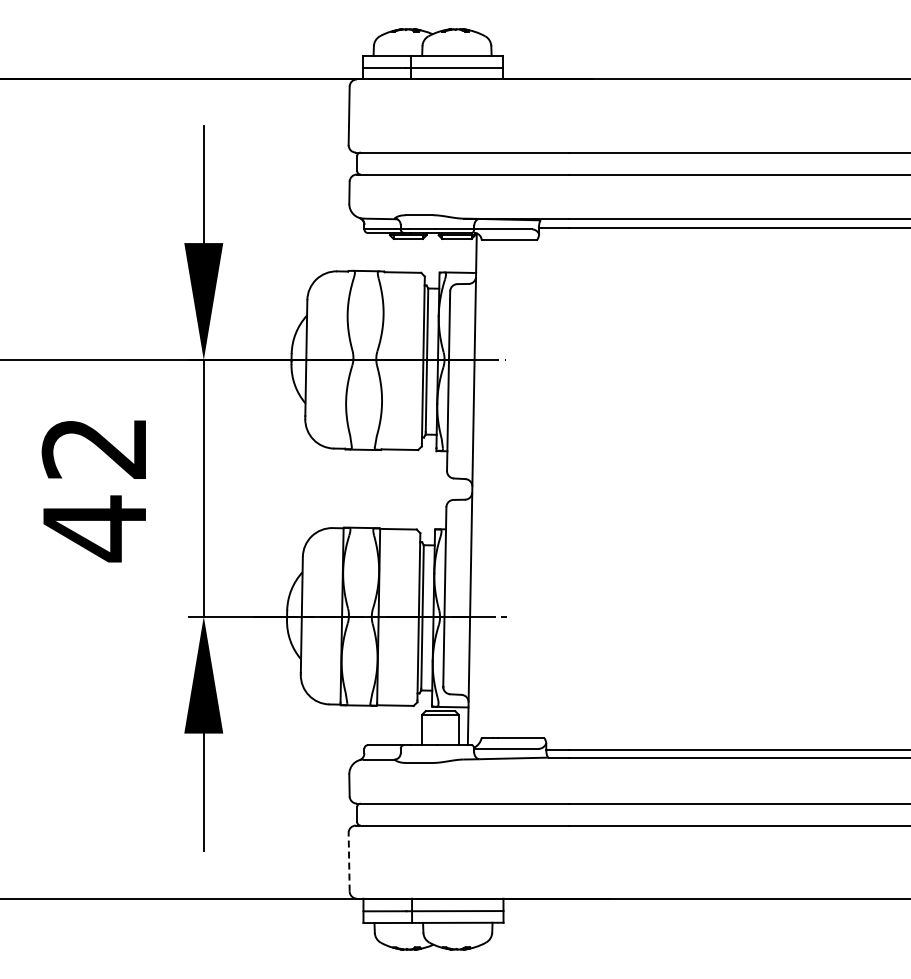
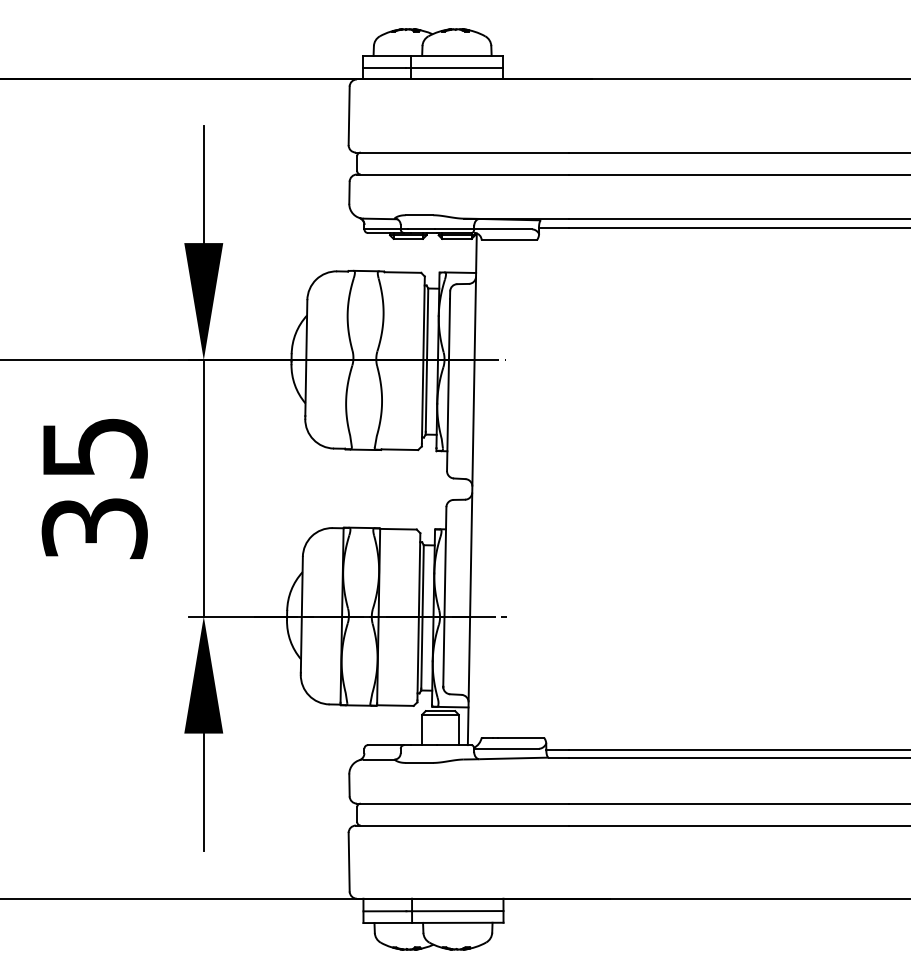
text: 42 -> 35 (94, 490)
line: dashed -> solid (349, 861)
